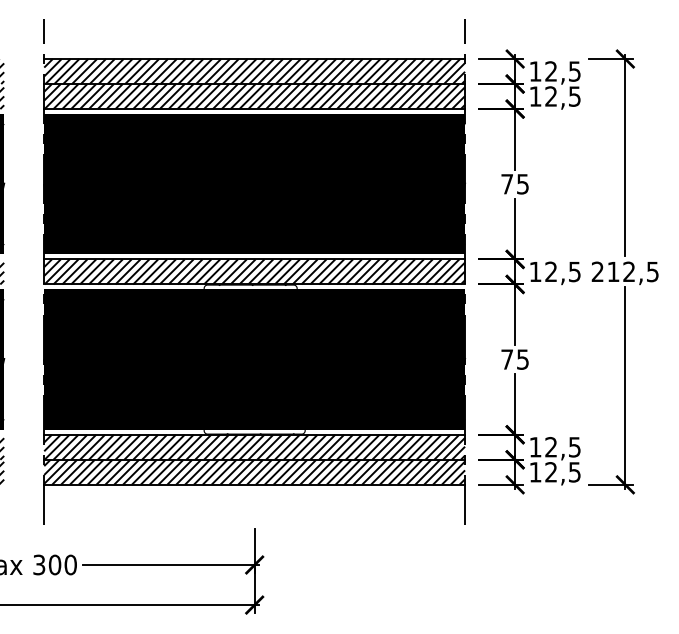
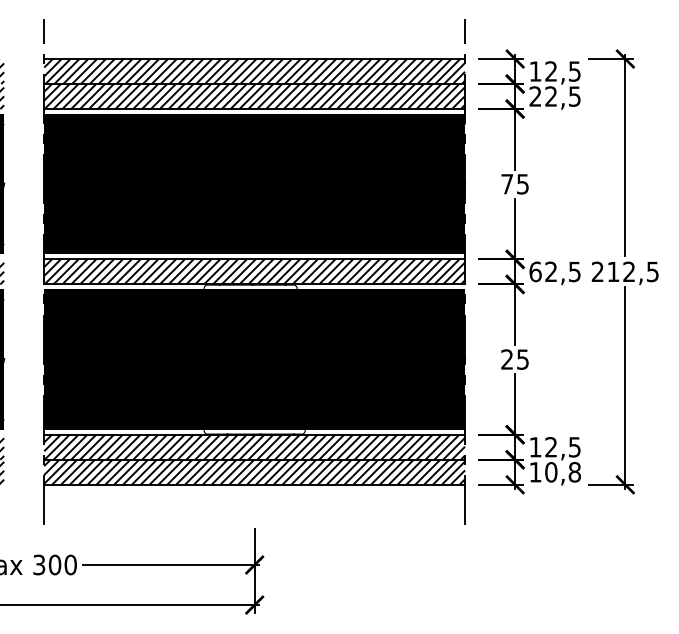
text: 12,5 -> 22,5 (535, 96)
text: 12,5 -> 62,5 (535, 271)
text: 75 -> 25 (506, 359)
text: 12,5 -> 10,8 (562, 472)
